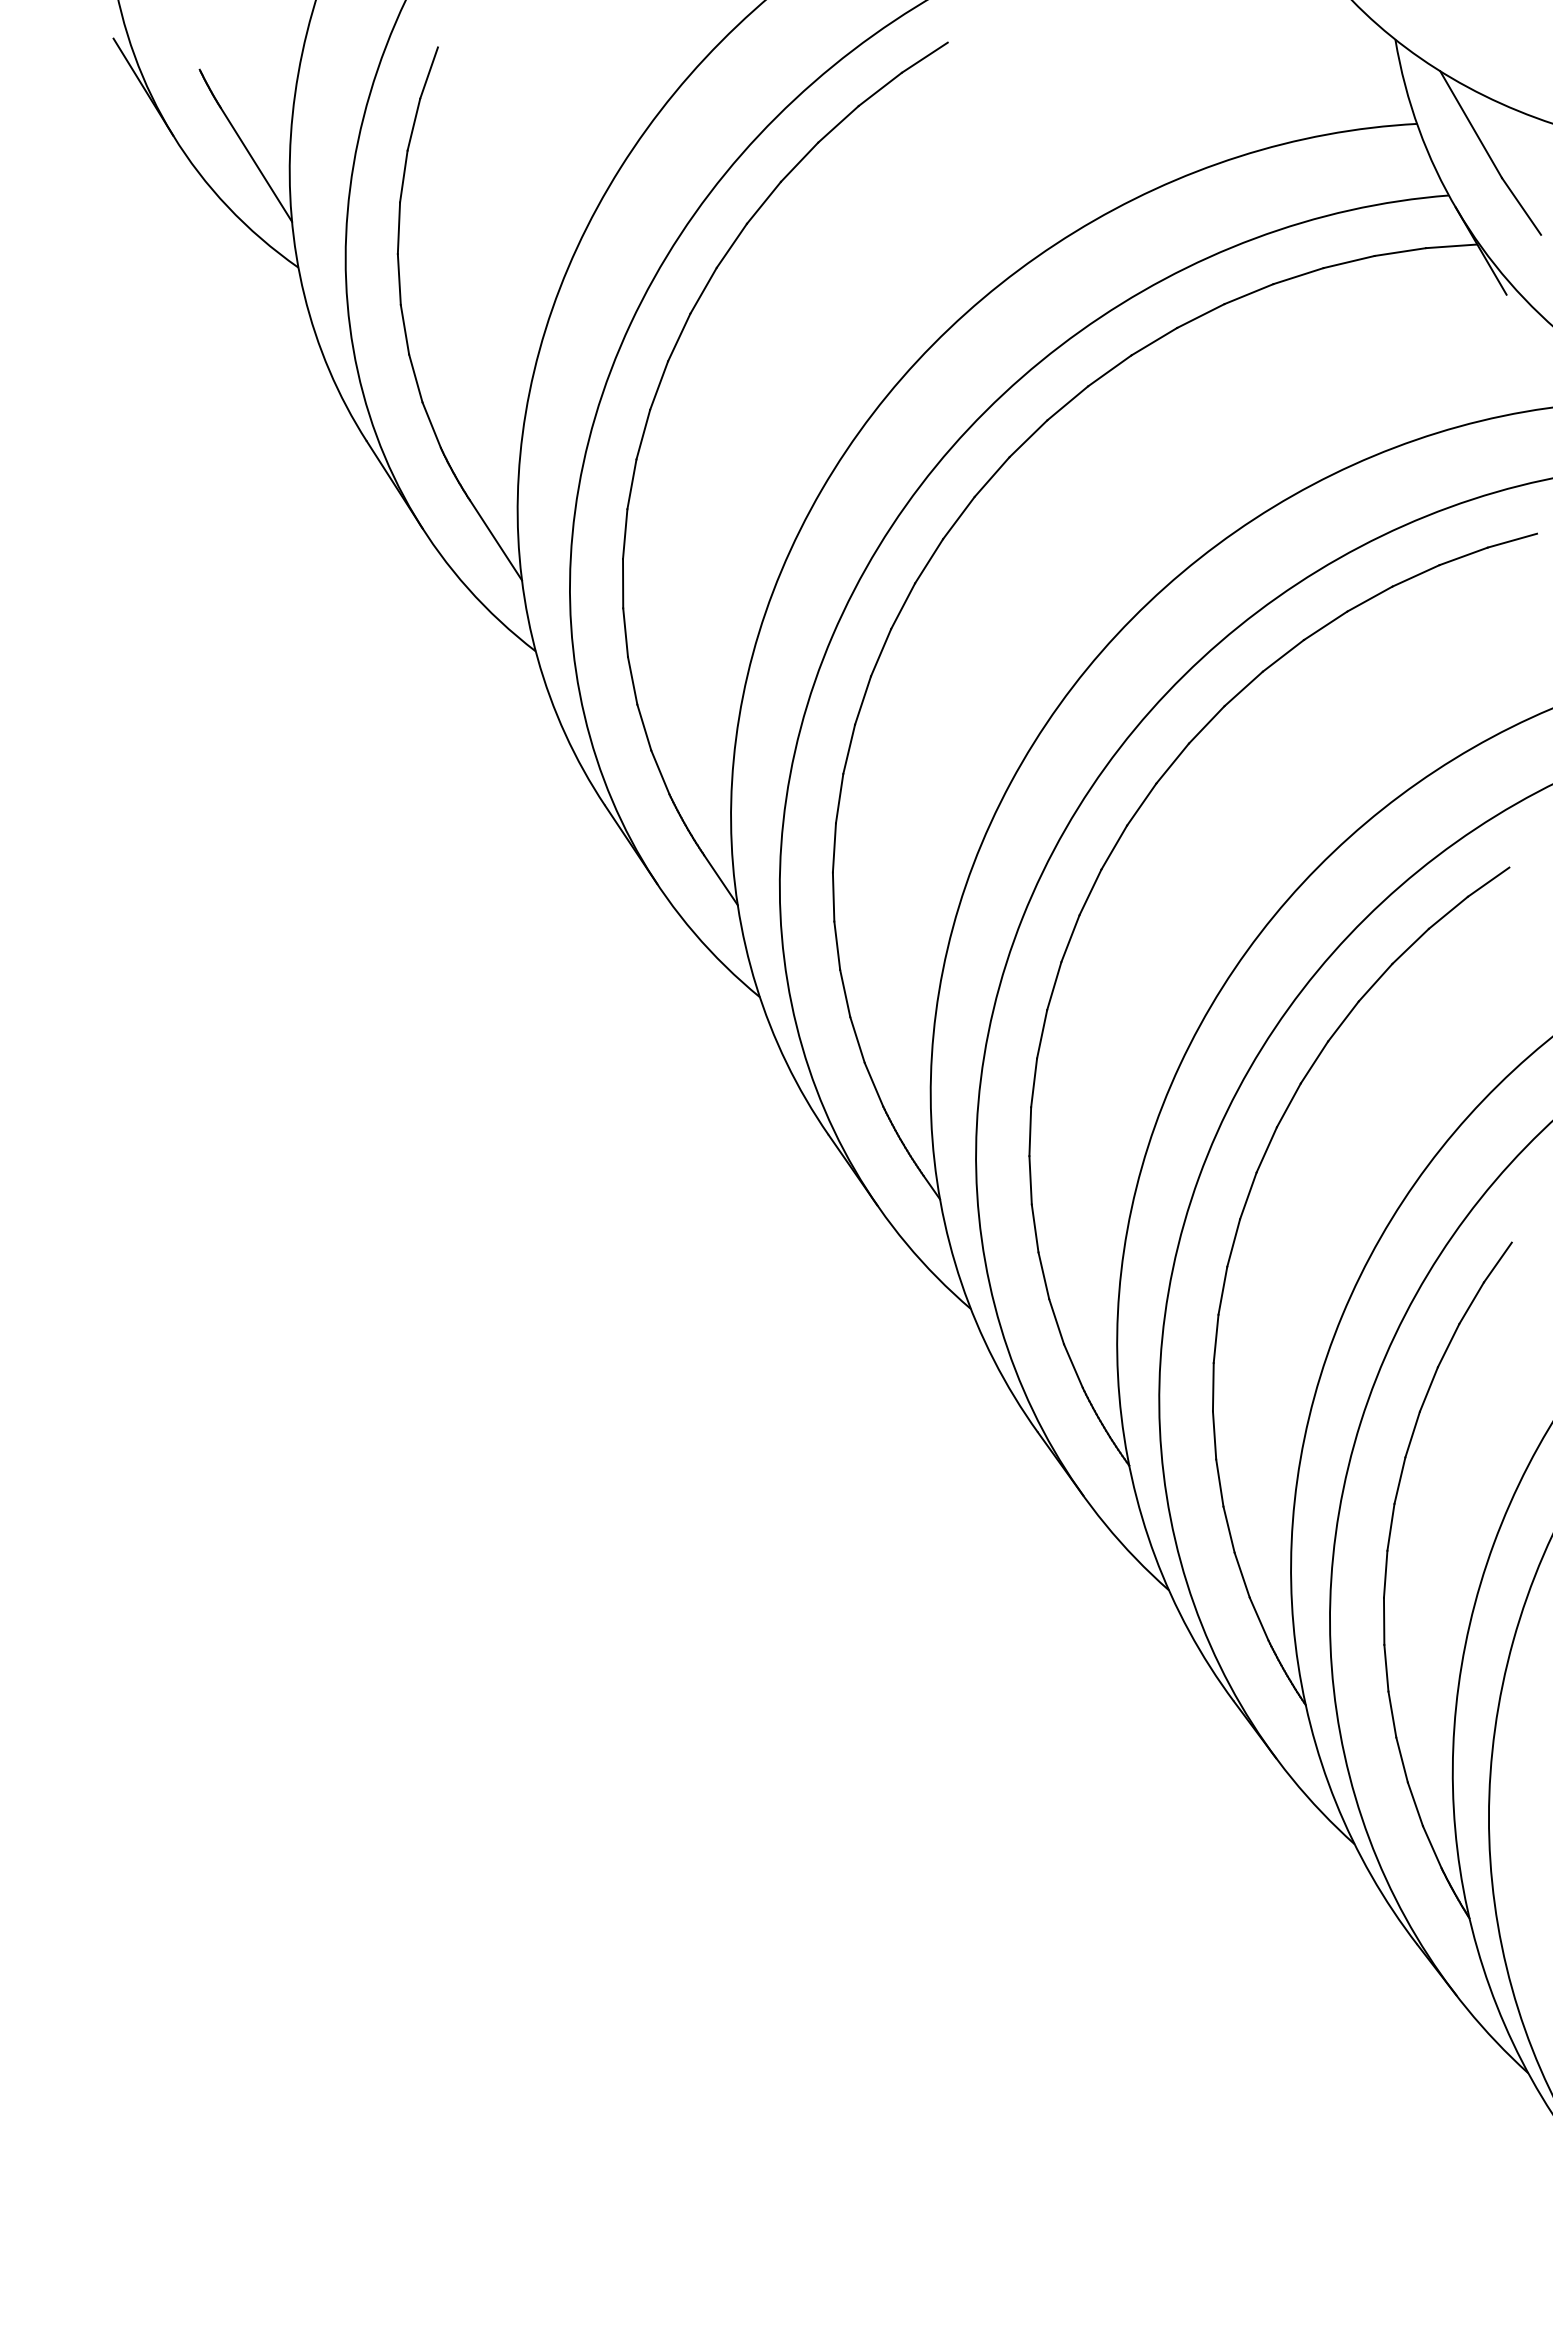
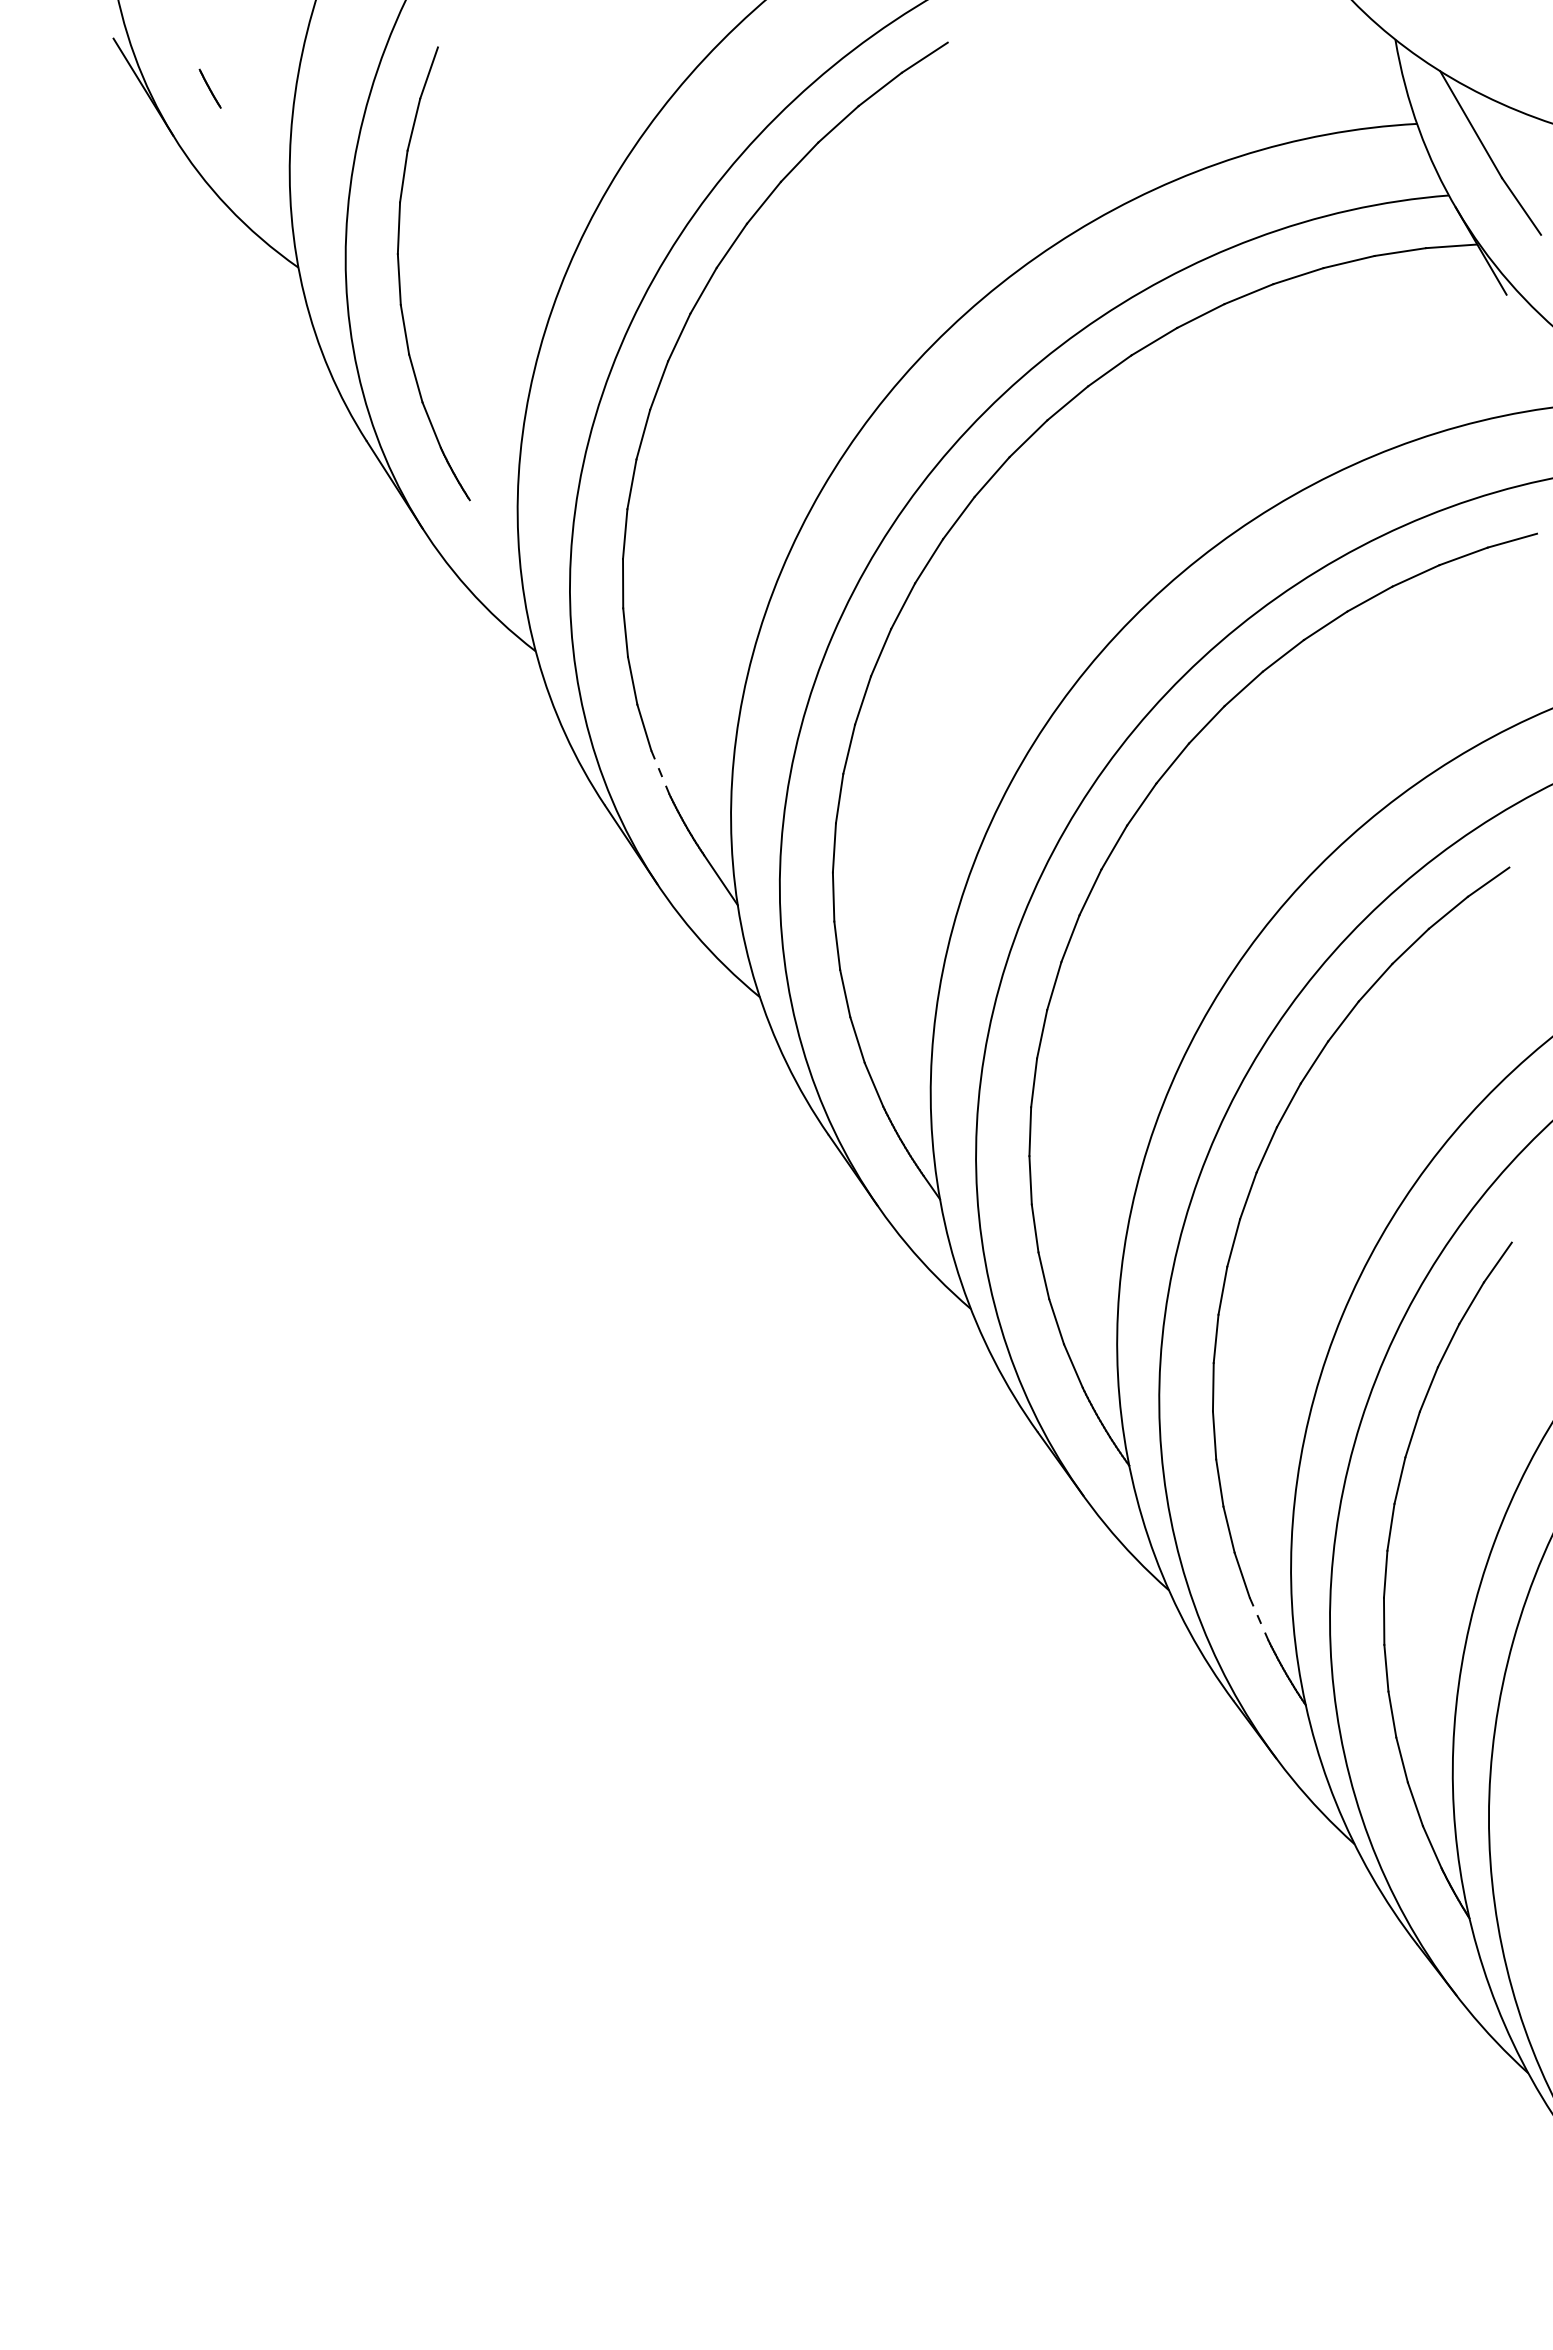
line: present -> none (256, 164)
line: present -> none (495, 540)
line: solid -> dashed (660, 772)
line: solid -> dashed (1259, 1619)
